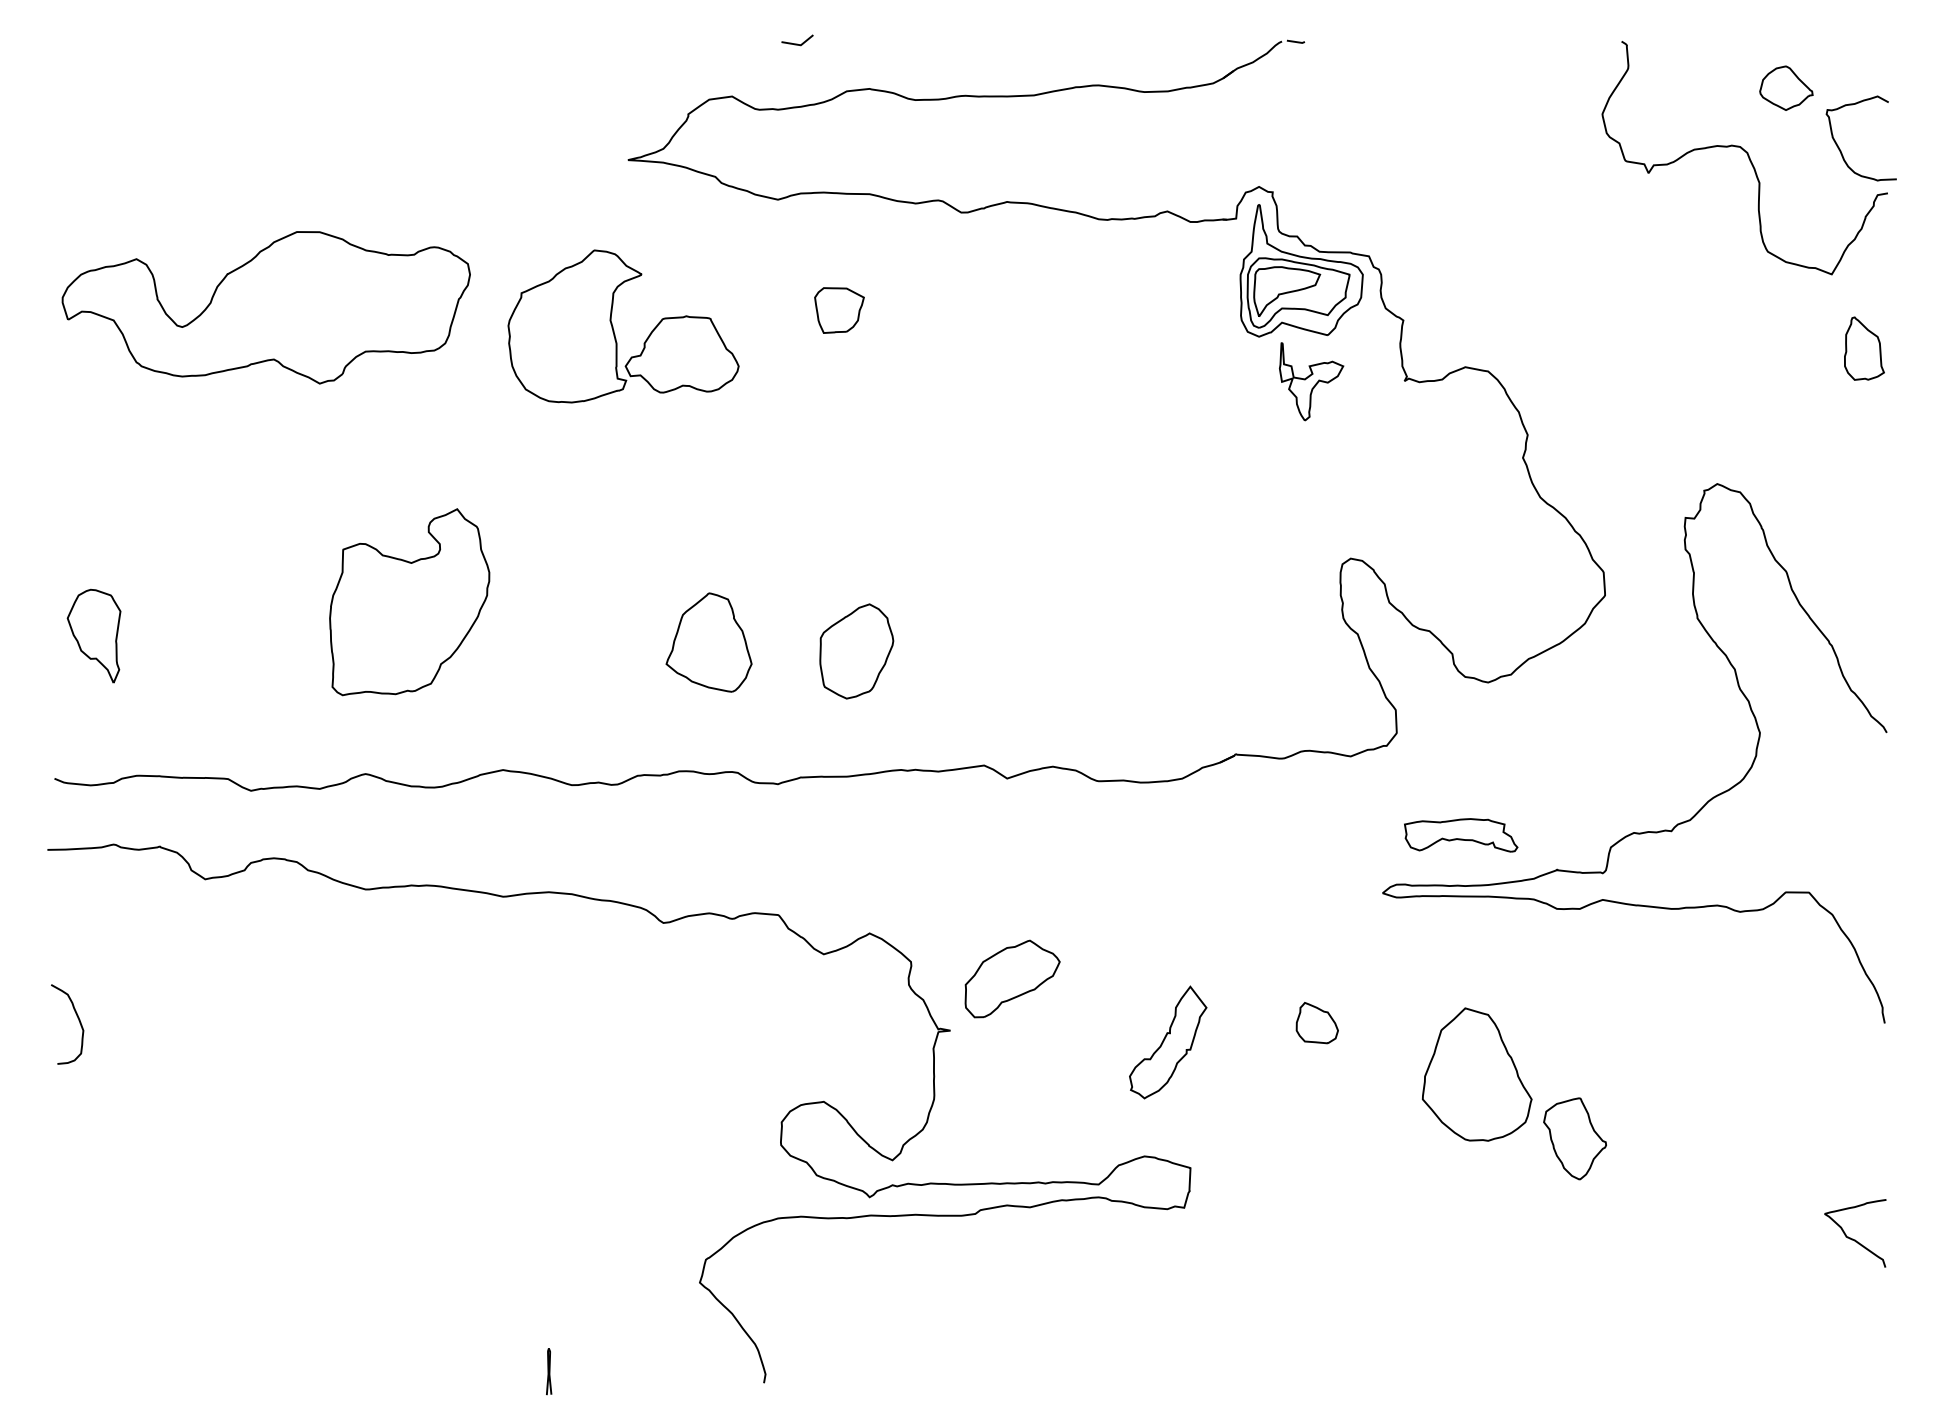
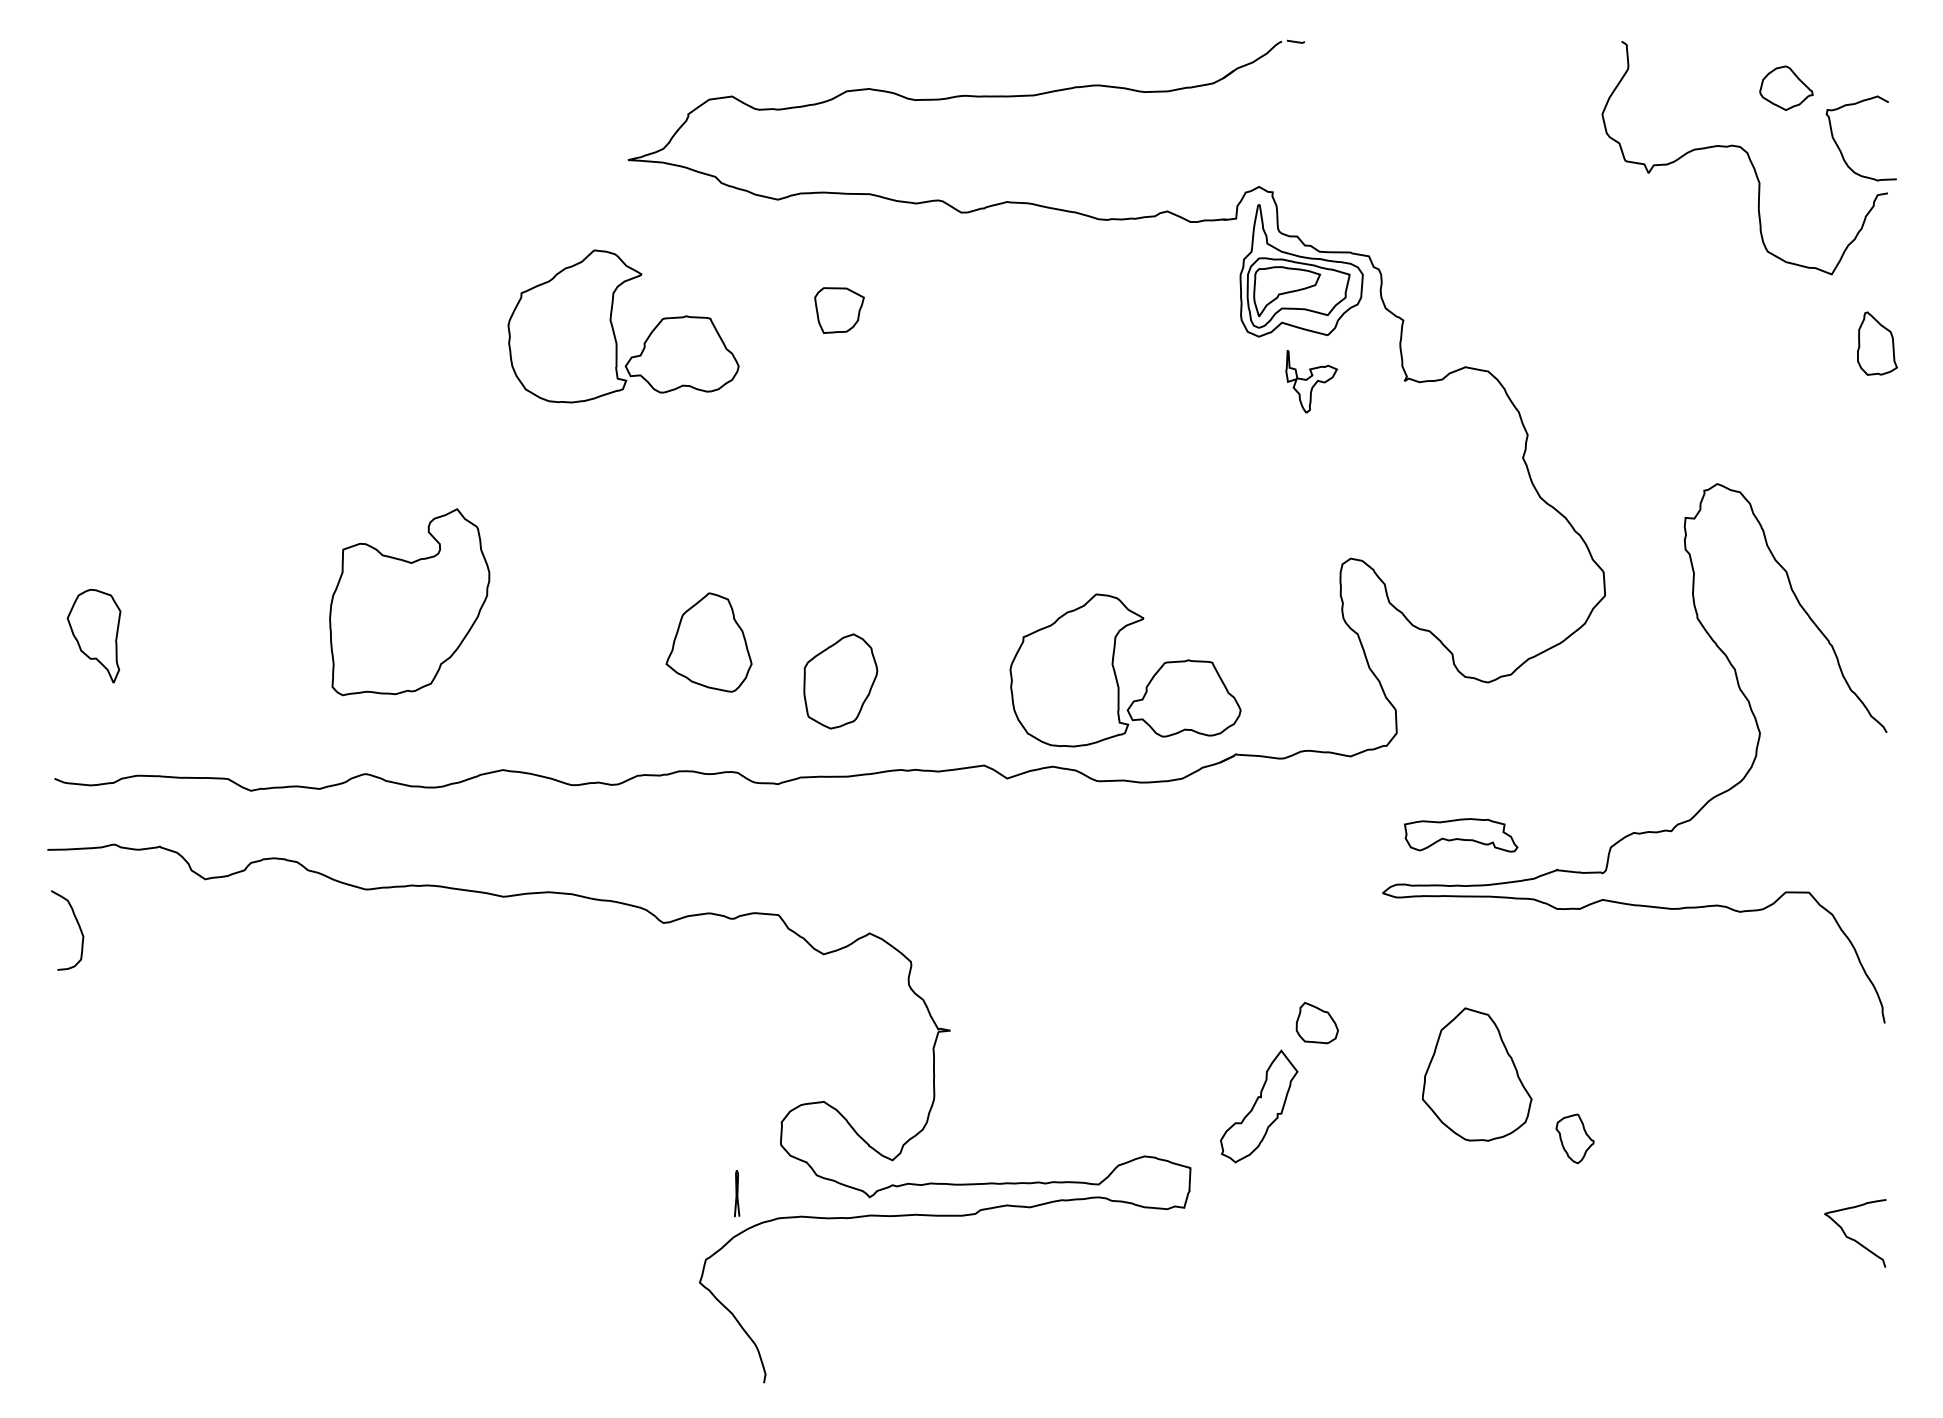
line: present -> none (797, 43)
part: present -> none (265, 307)
part position: (1864, 348) -> (1877, 343) (1877, 343)
part size: 66x80 px -> 53x64 px (1311, 381)
part position: (856, 651) -> (840, 681) (840, 681)
part: none -> present (1116, 674)
part: present -> none (1012, 978)
curve position: (77, 1018) -> (77, 924) (77, 924)
part position: (1168, 1042) -> (1259, 1106) (1259, 1106)
part size: 64x84 px -> 40x51 px (1574, 1138)
curve position: (549, 1371) -> (737, 1193) (737, 1193)
